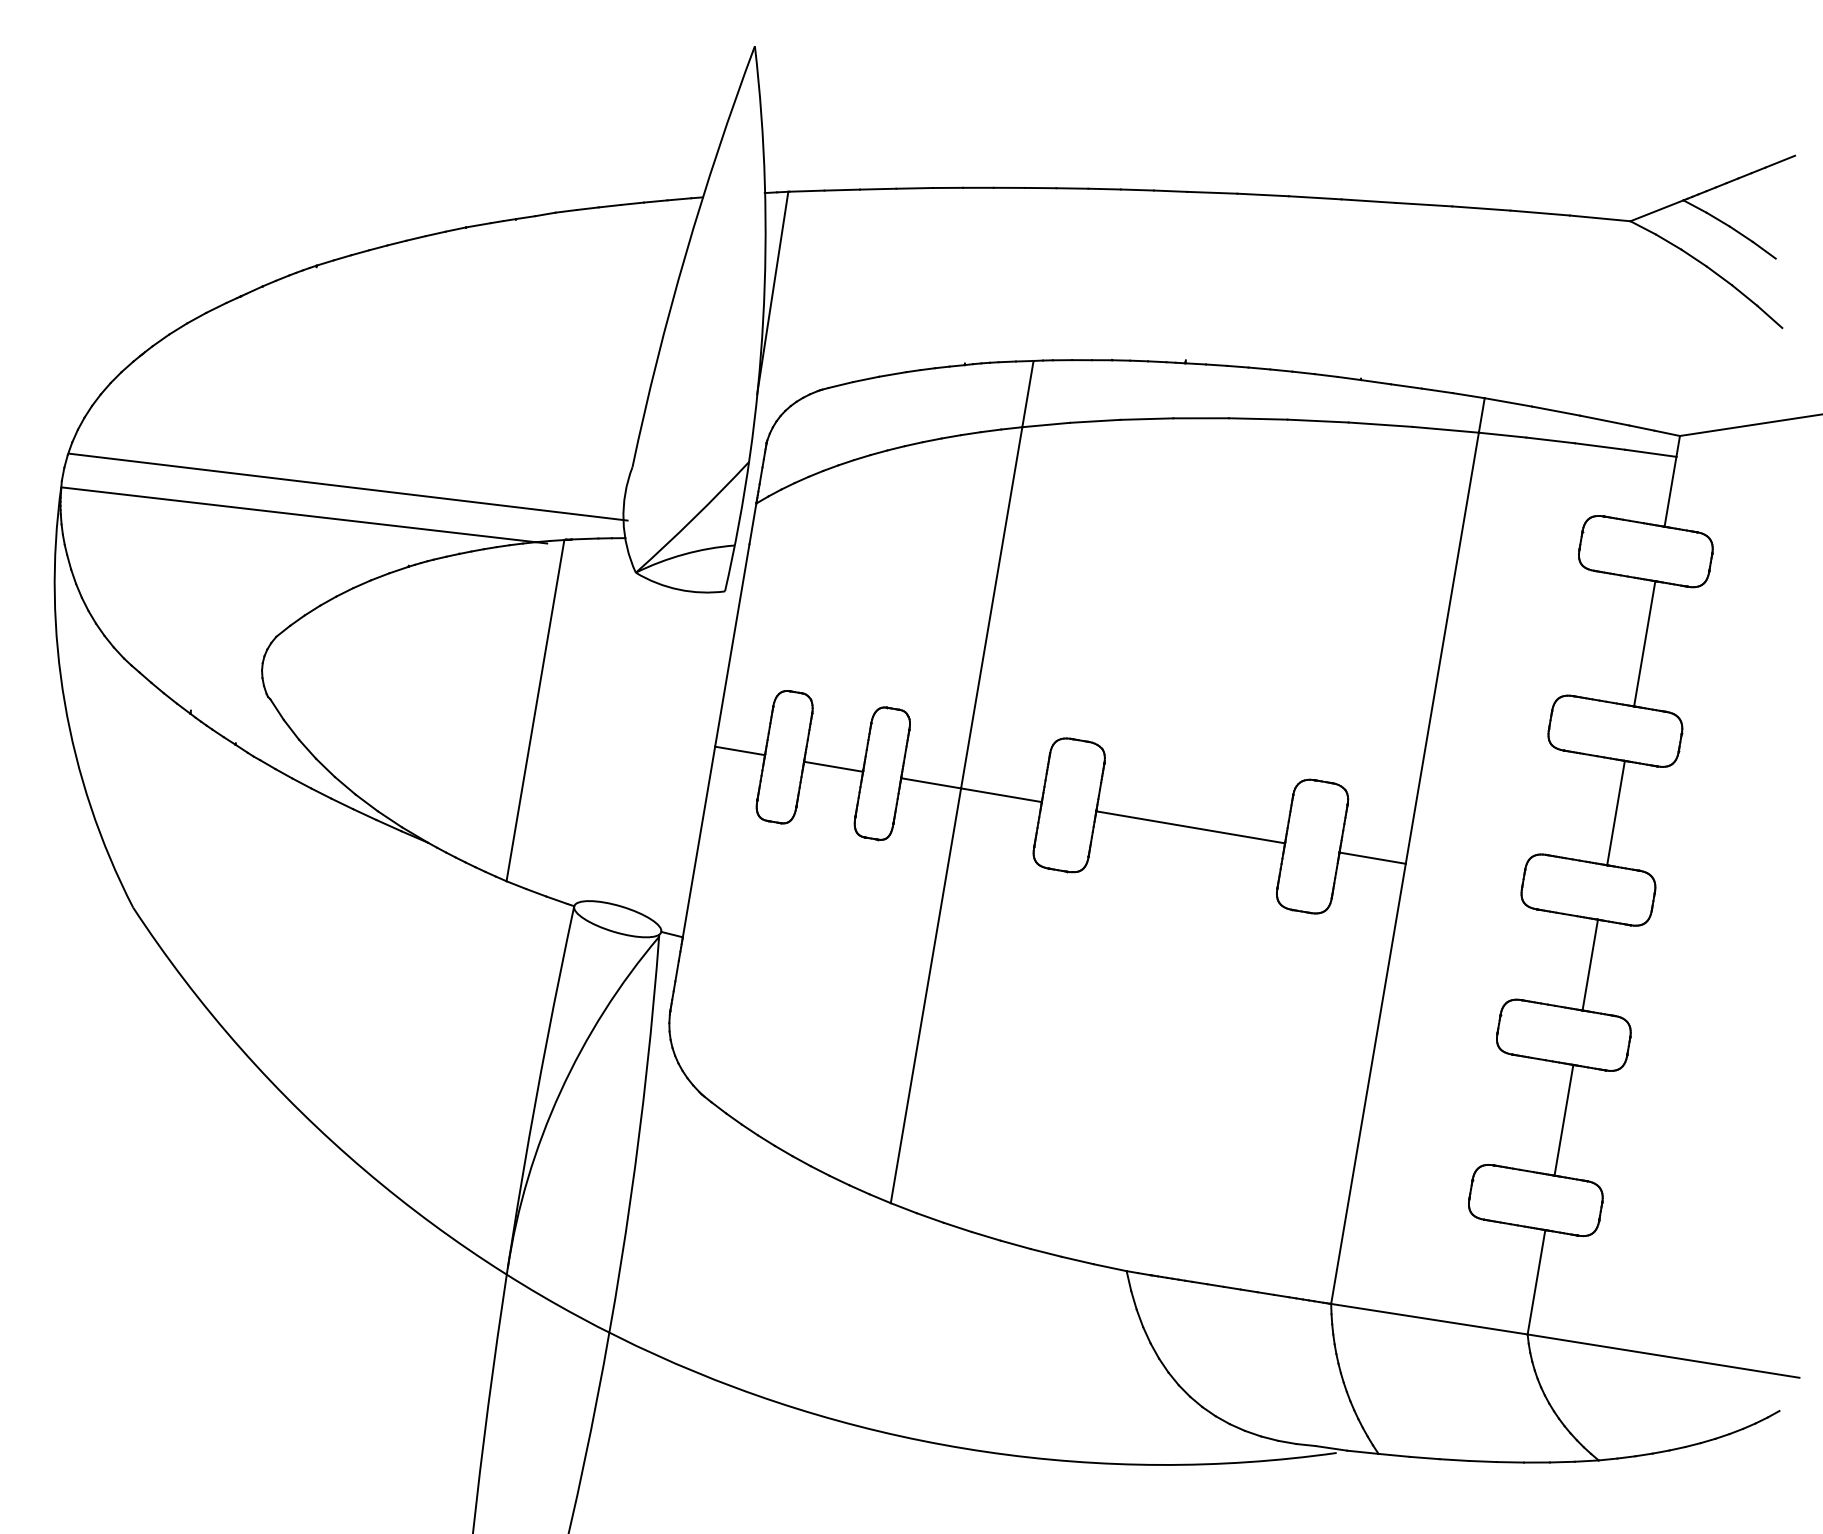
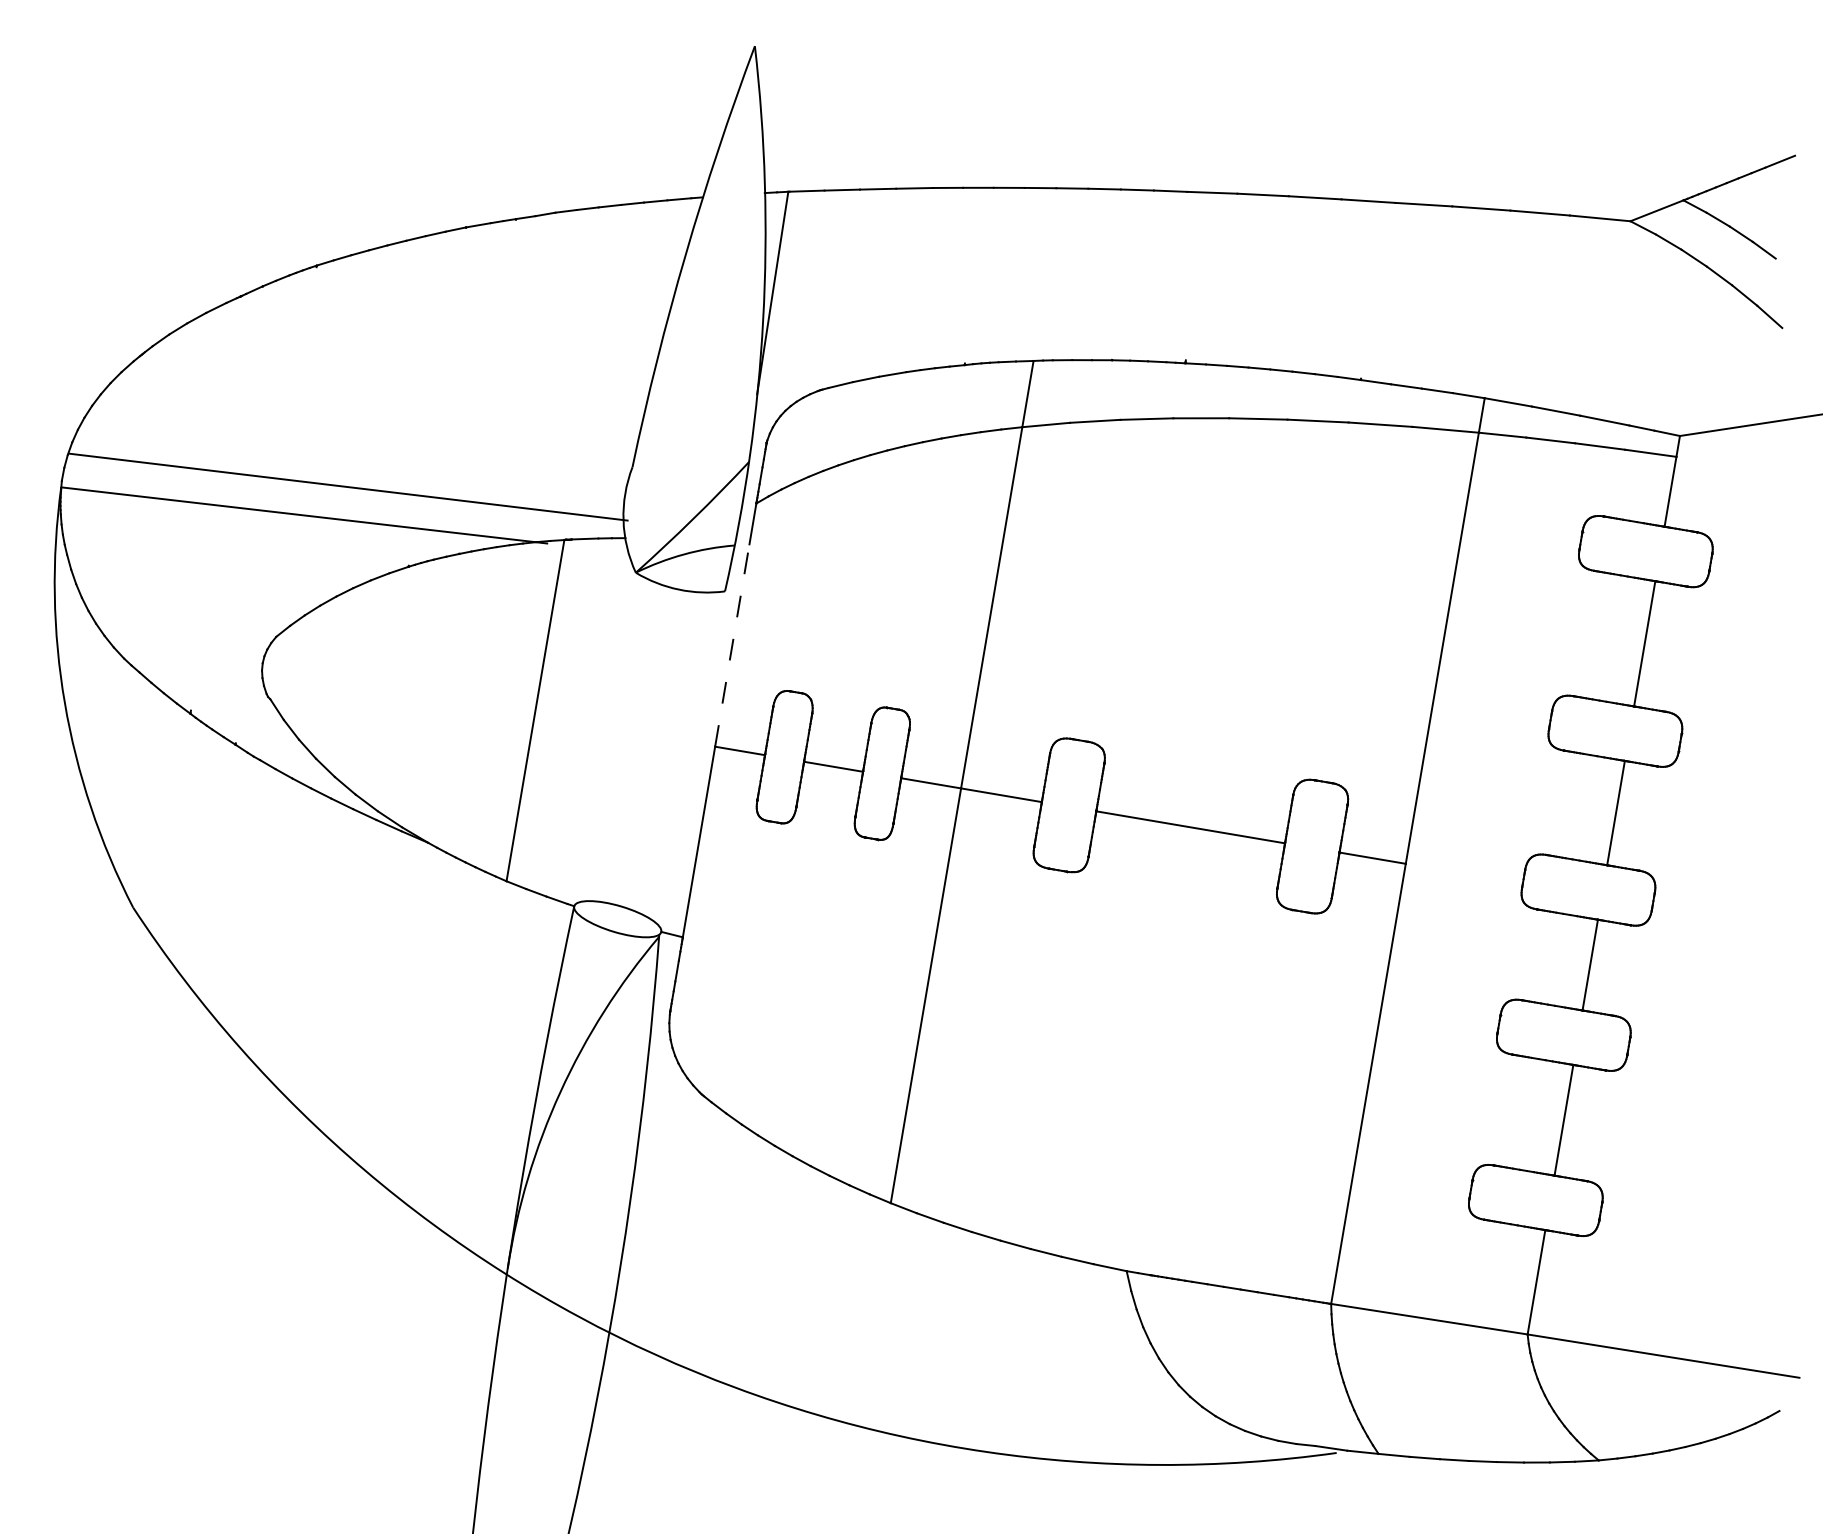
line: solid -> dashed (732, 645)
